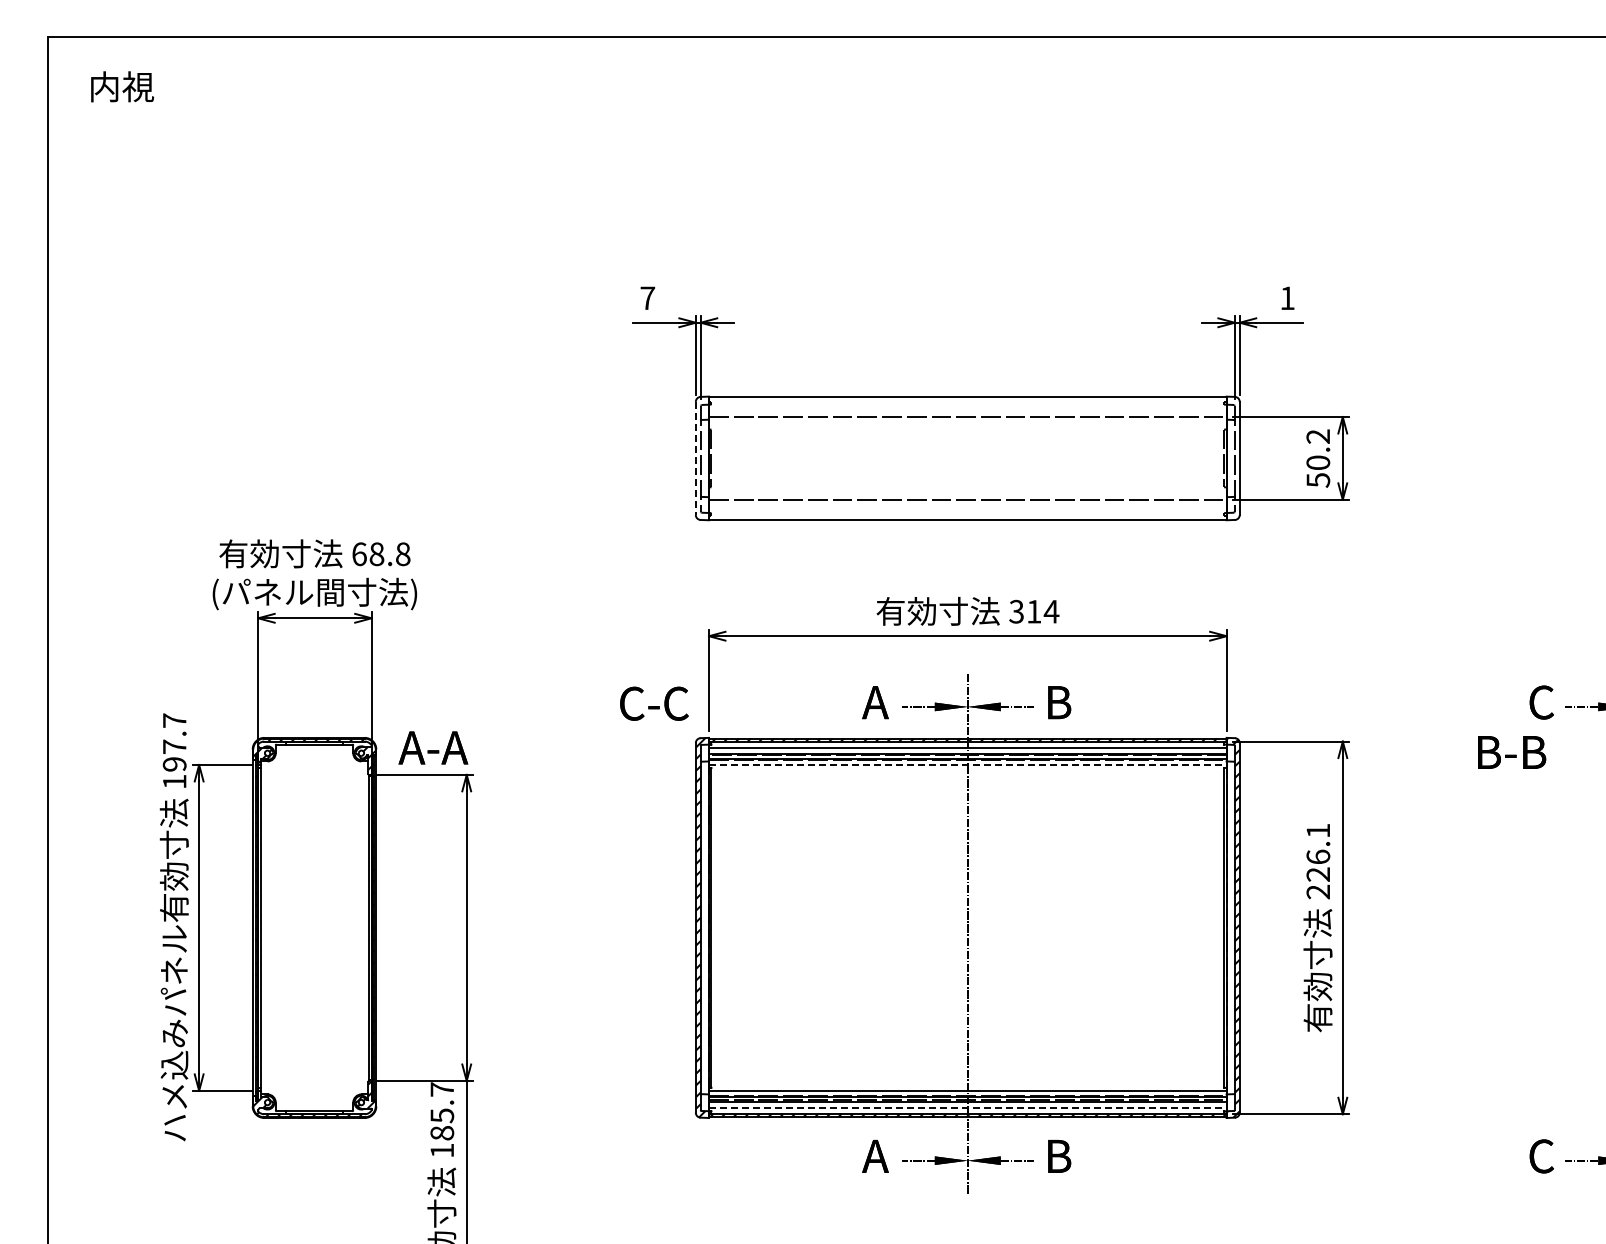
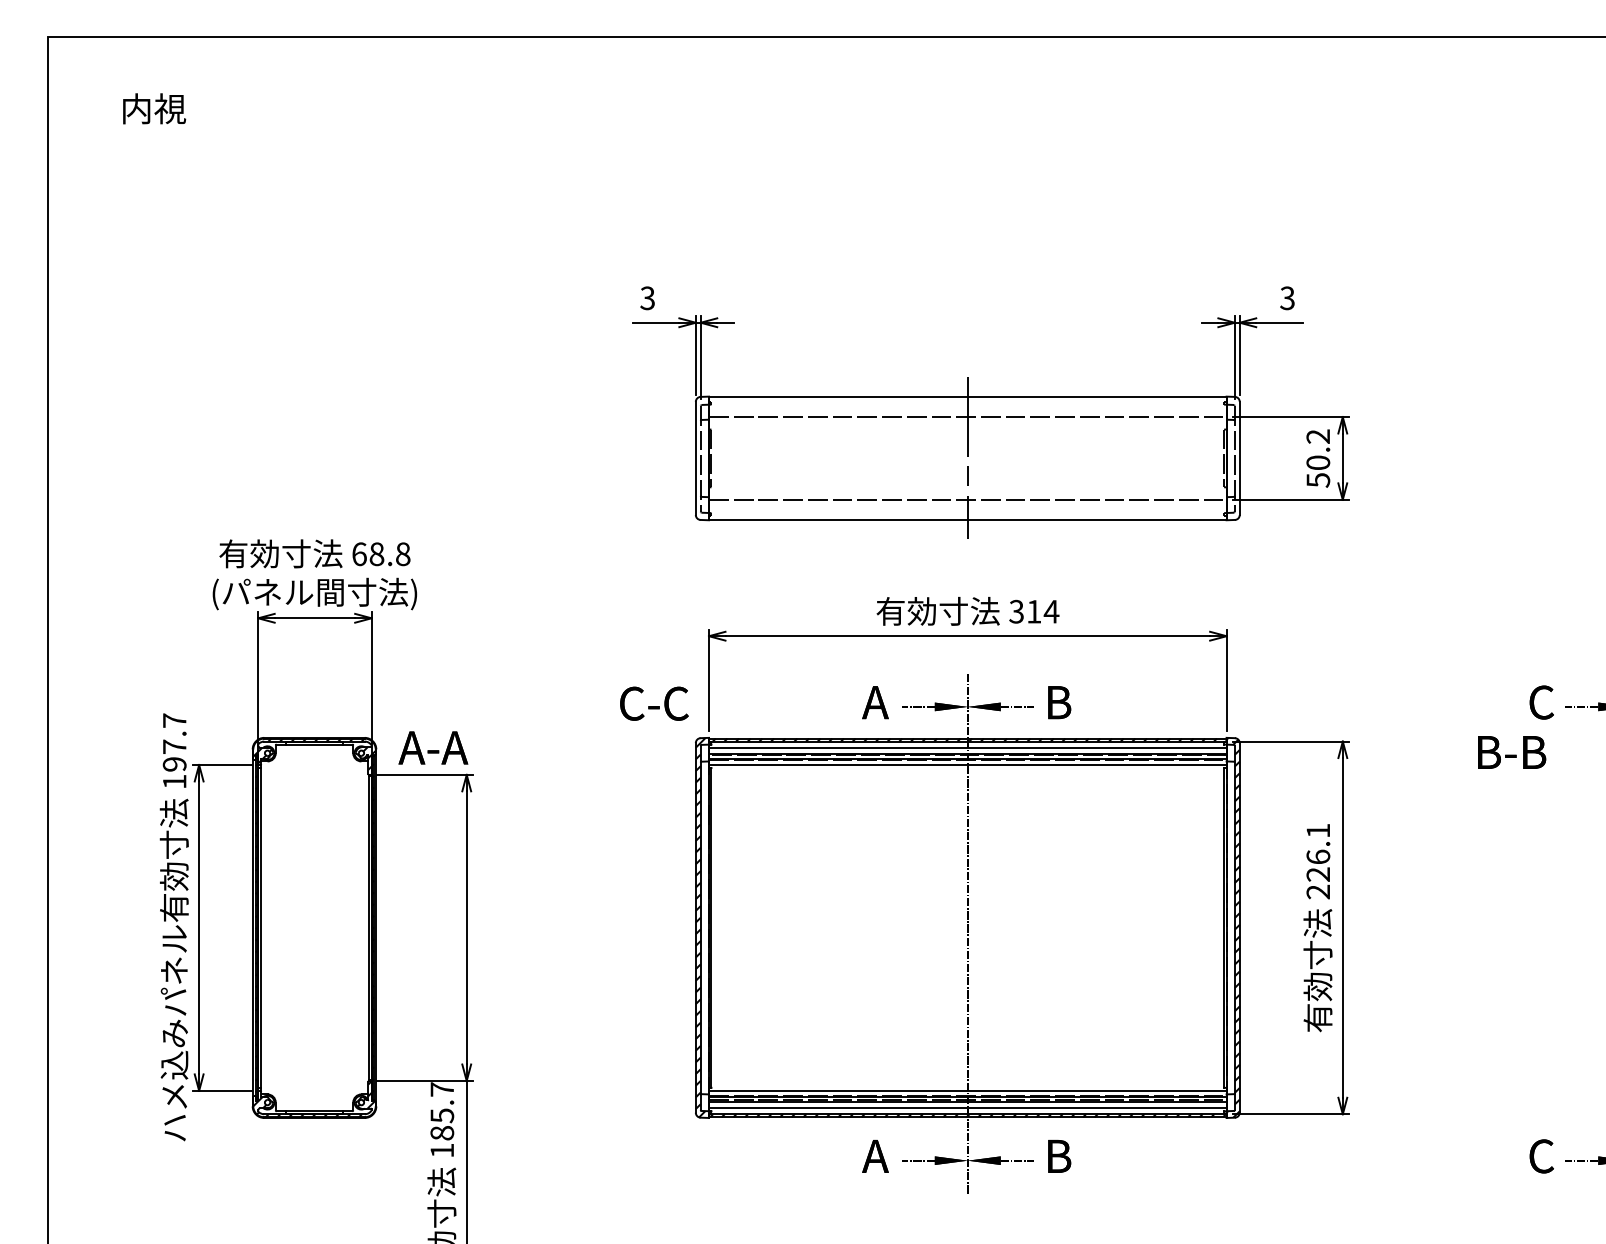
text position: (122, 86) -> (154, 108) (154, 108)
text: 7 -> 3 (647, 298)
text: 1 -> 3 (1287, 298)
line: dashed -> solid (695, 458)
line: none -> present (967, 458)
line: dashed -> solid (967, 764)
line: dashed -> solid (967, 1108)
